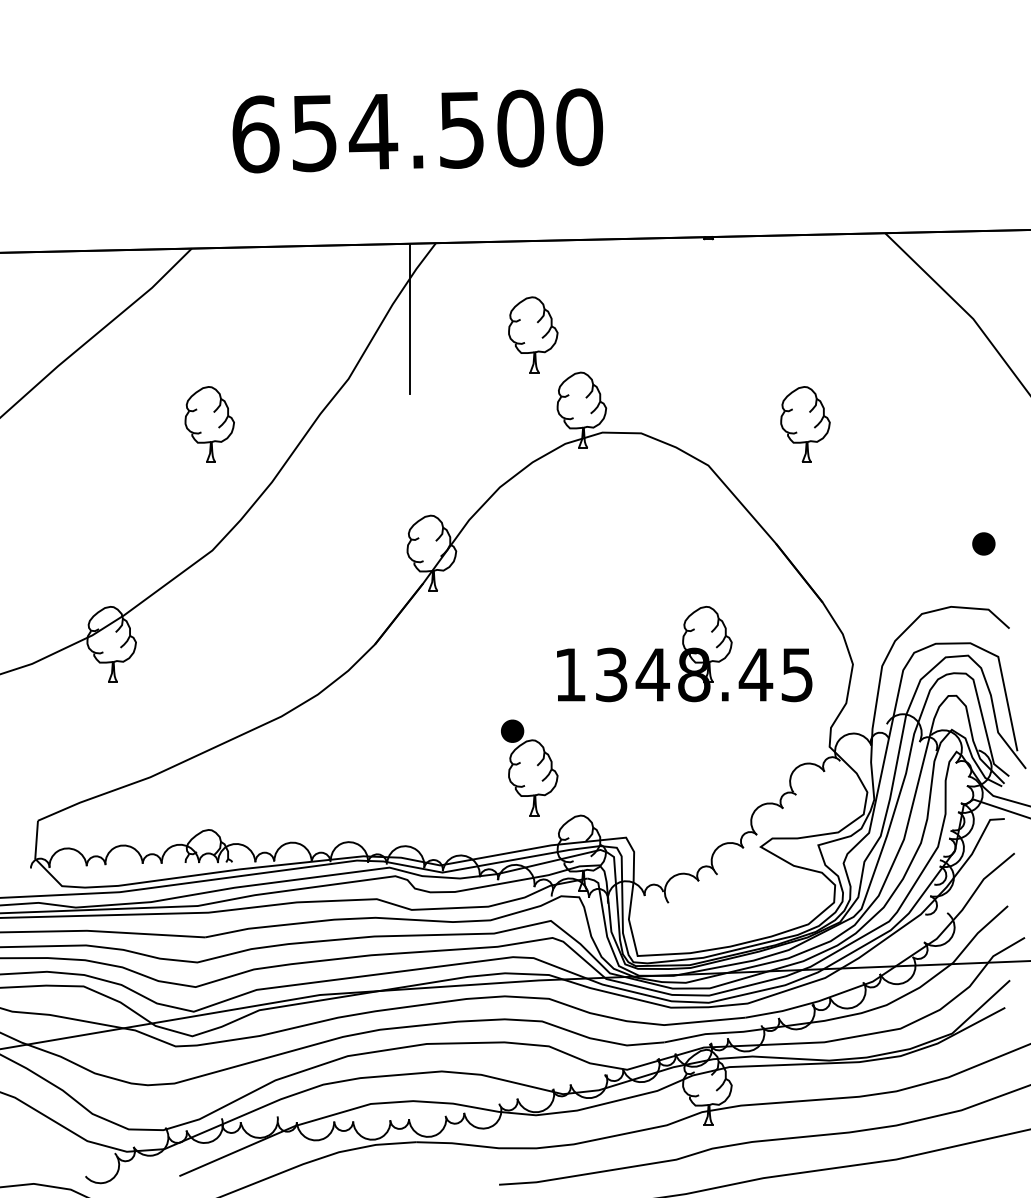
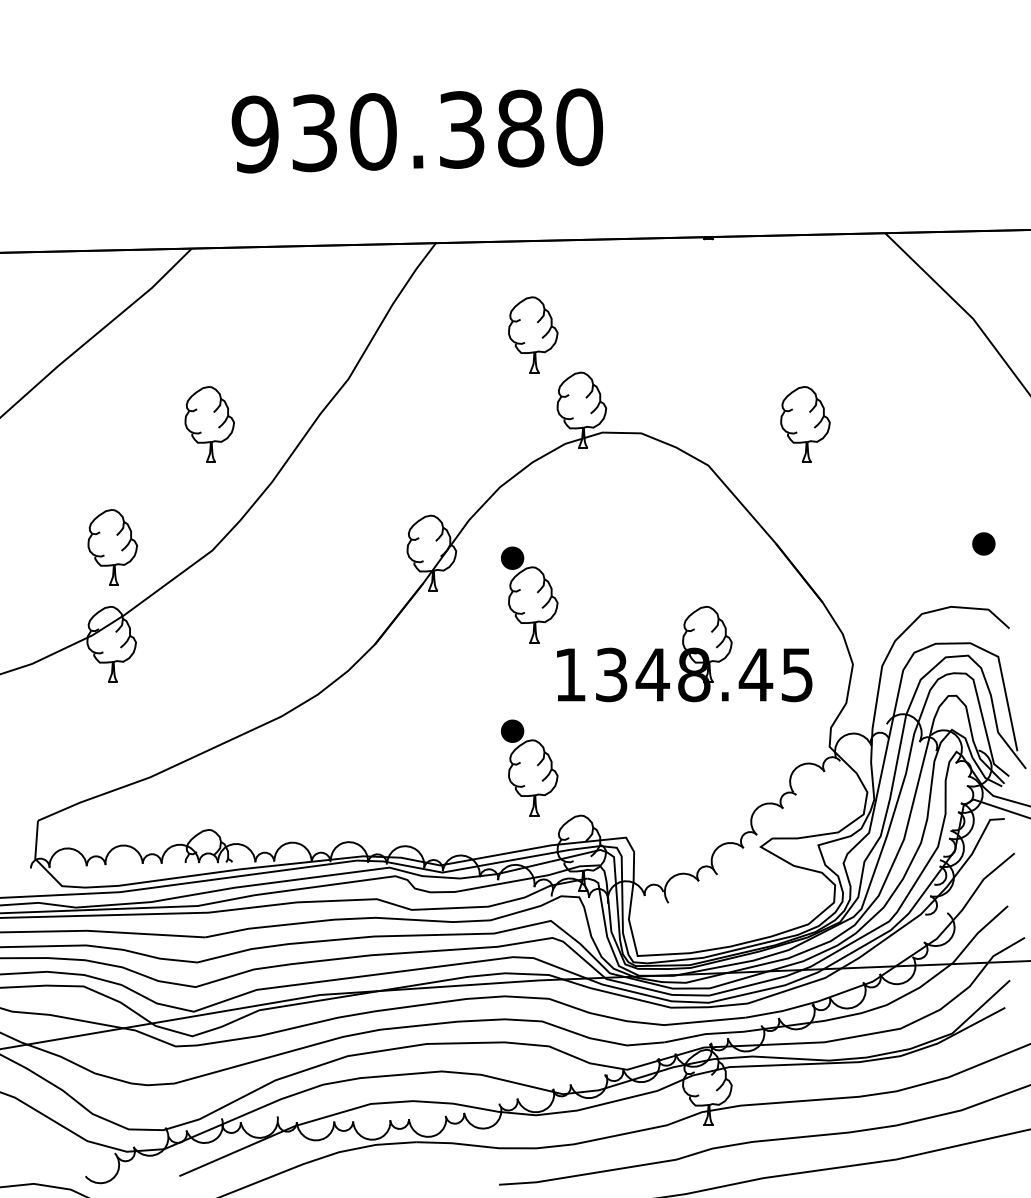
text: 654.500 -> 930.380 (387, 131)
line: present -> none (409, 318)
part: none -> present (112, 547)
part: none -> present (529, 594)
